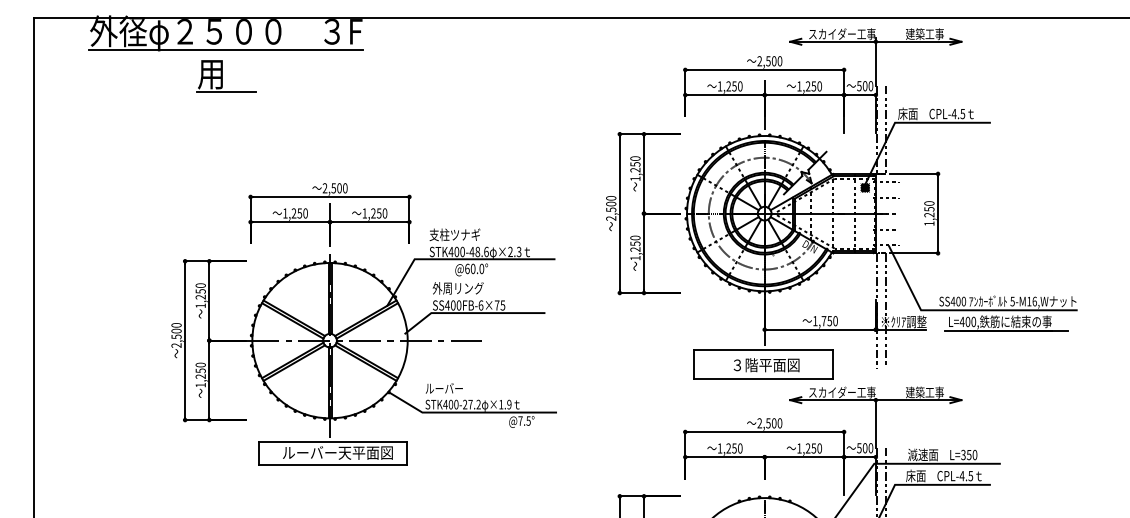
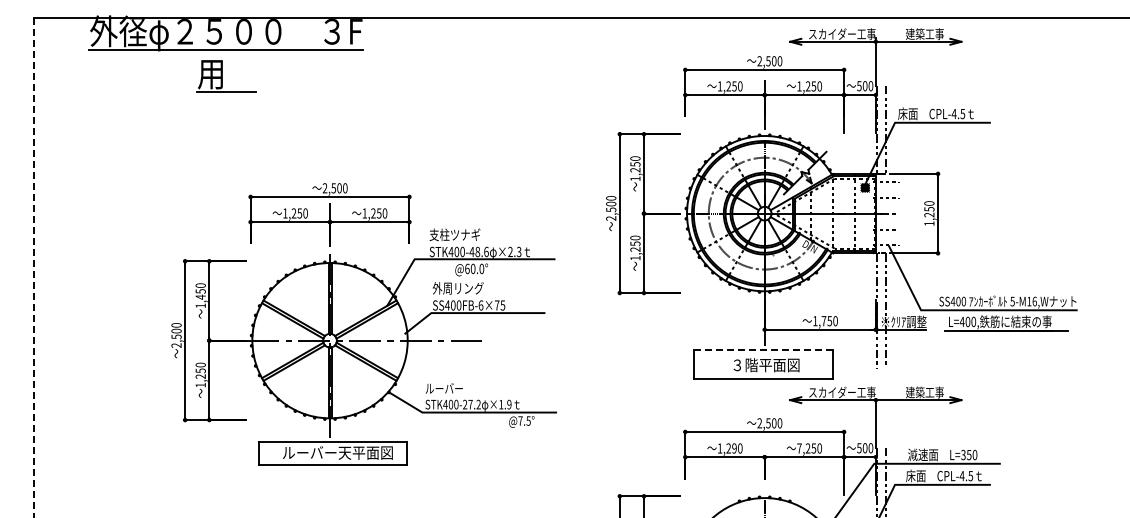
line: solid -> dashed (33, 267)
text: 1,250 -> 1,450 (200, 296)
line: solid -> dashed (763, 350)
text: 1,250 -> 1,290 (734, 448)
text: 1,250 -> 7,250 (799, 448)
